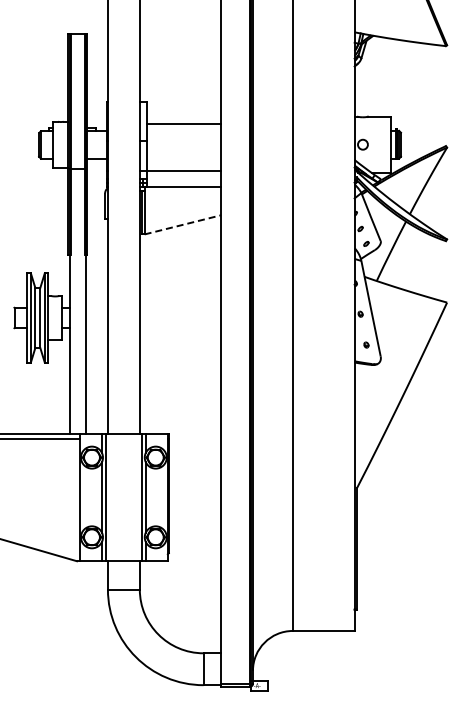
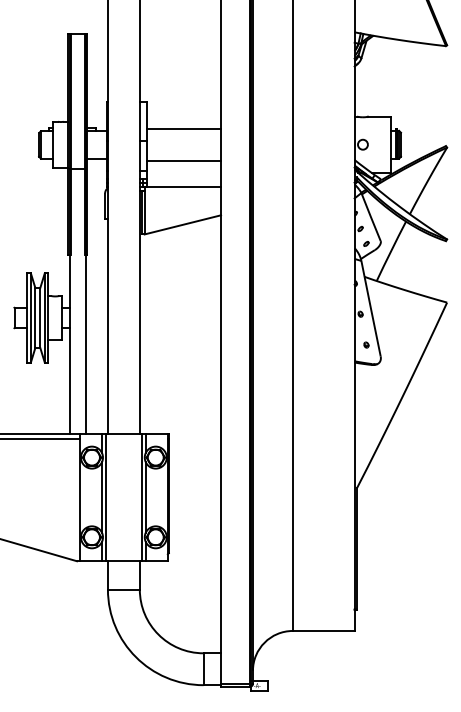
line position: (183, 123) -> (183, 128) (183, 128)
line position: (183, 170) -> (183, 160) (183, 160)
line: dashed -> solid (183, 224)
